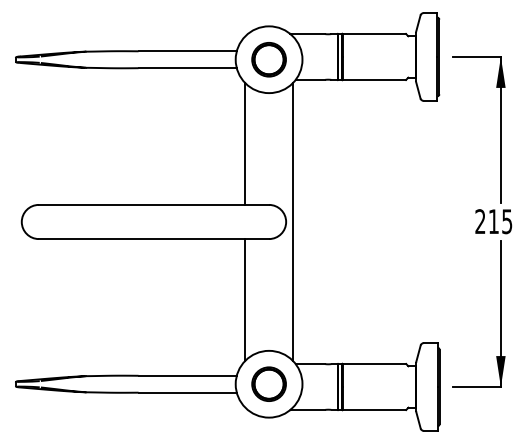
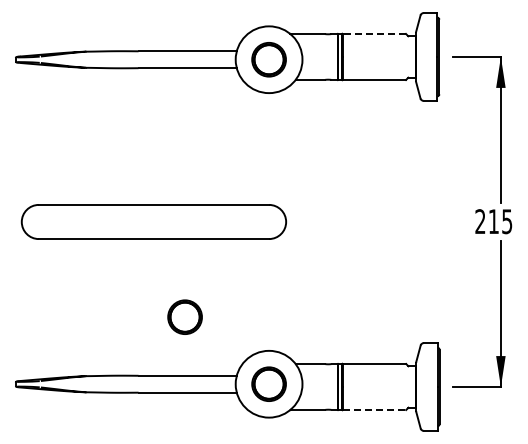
line: solid -> dashed (374, 33)
line: present -> none (244, 143)
line: present -> none (293, 221)
line: present -> none (244, 300)
part: none -> present (184, 316)
line: solid -> dashed (374, 410)
